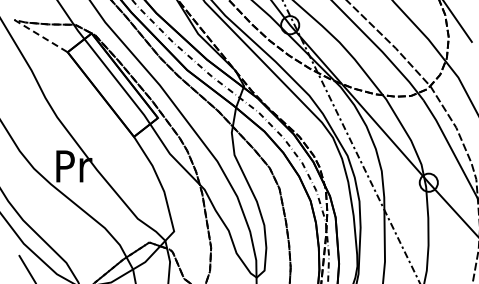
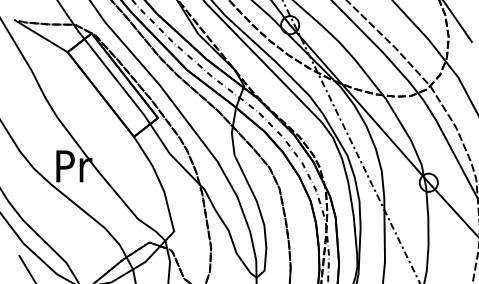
line: dashed -> solid (41, 36)
